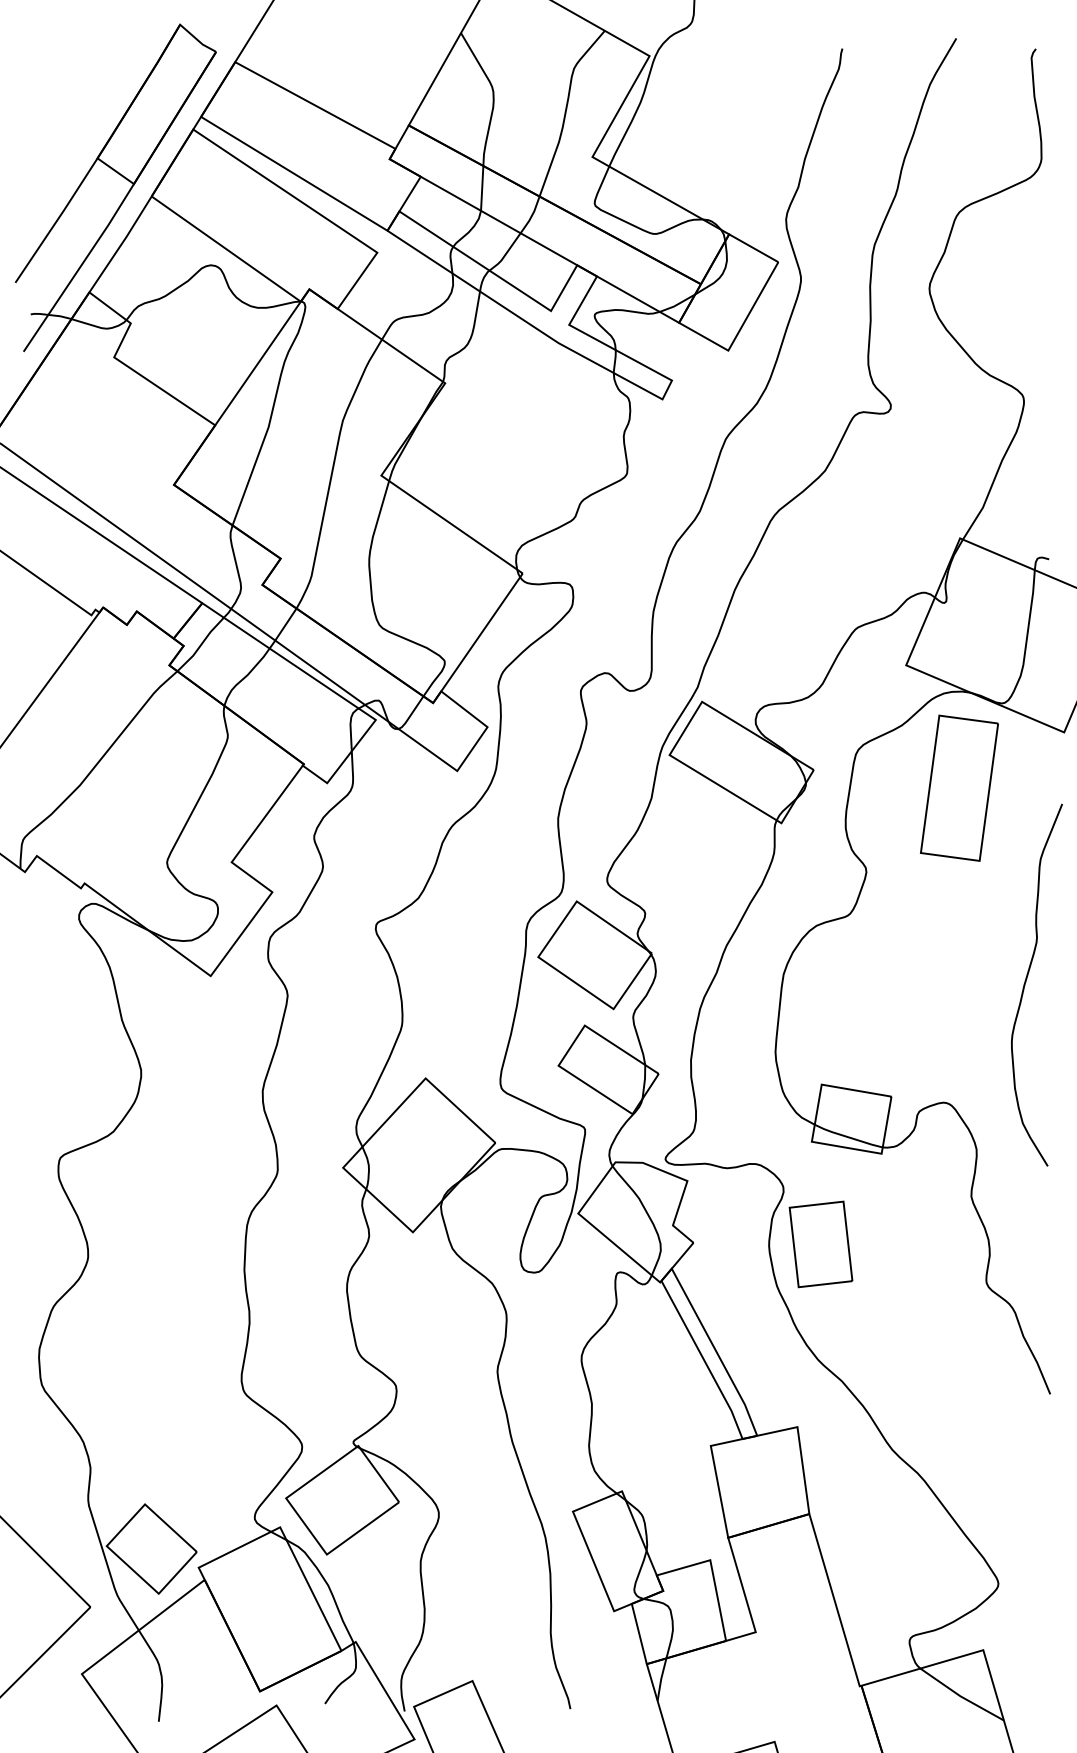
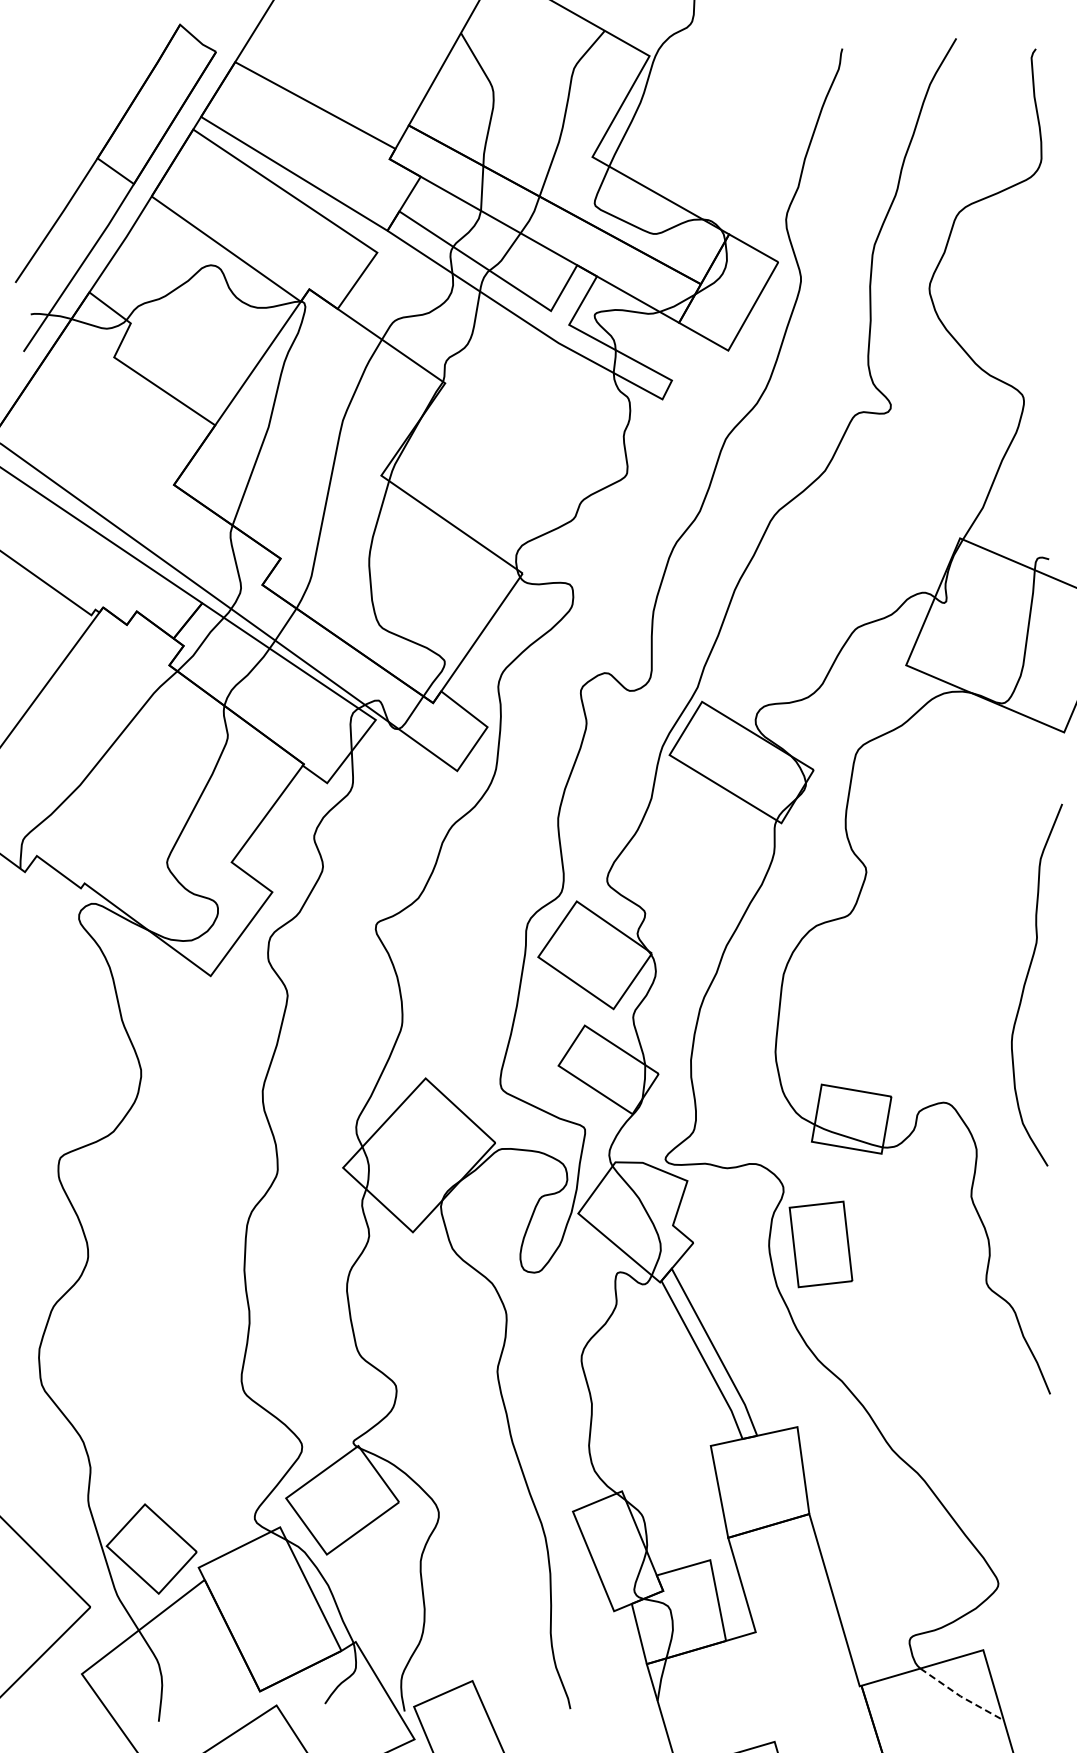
part: present -> none (959, 787)
line: solid -> dashed (960, 1696)
